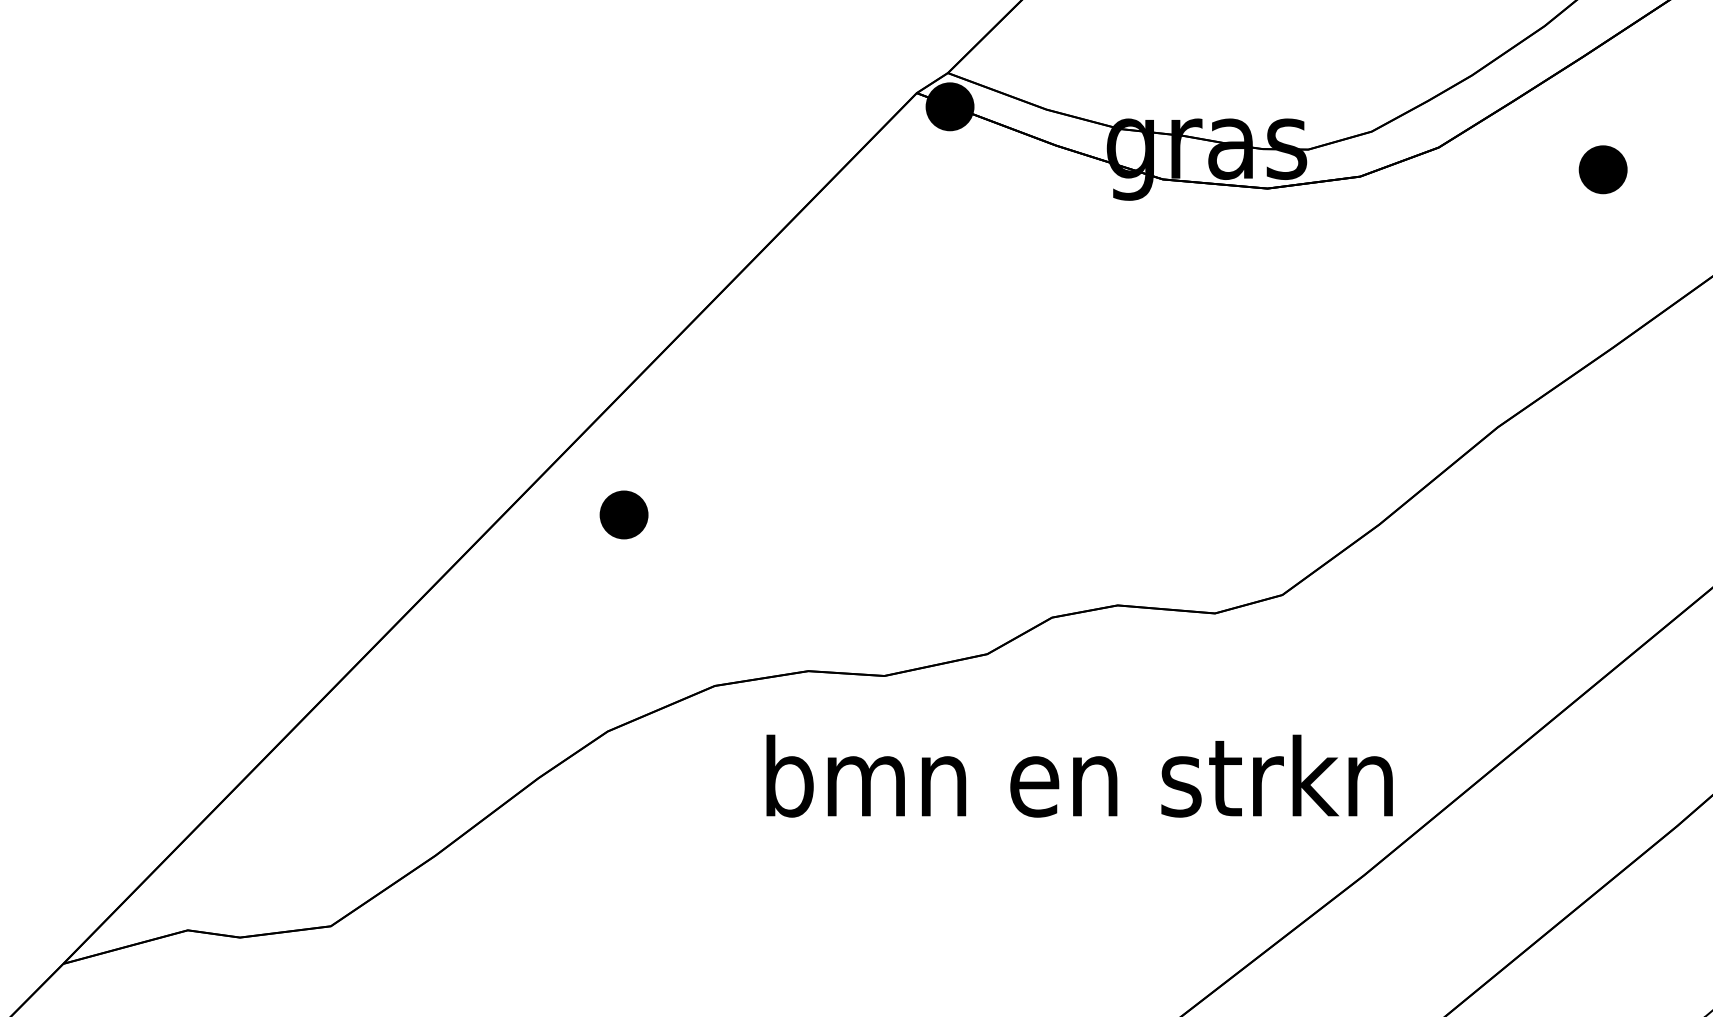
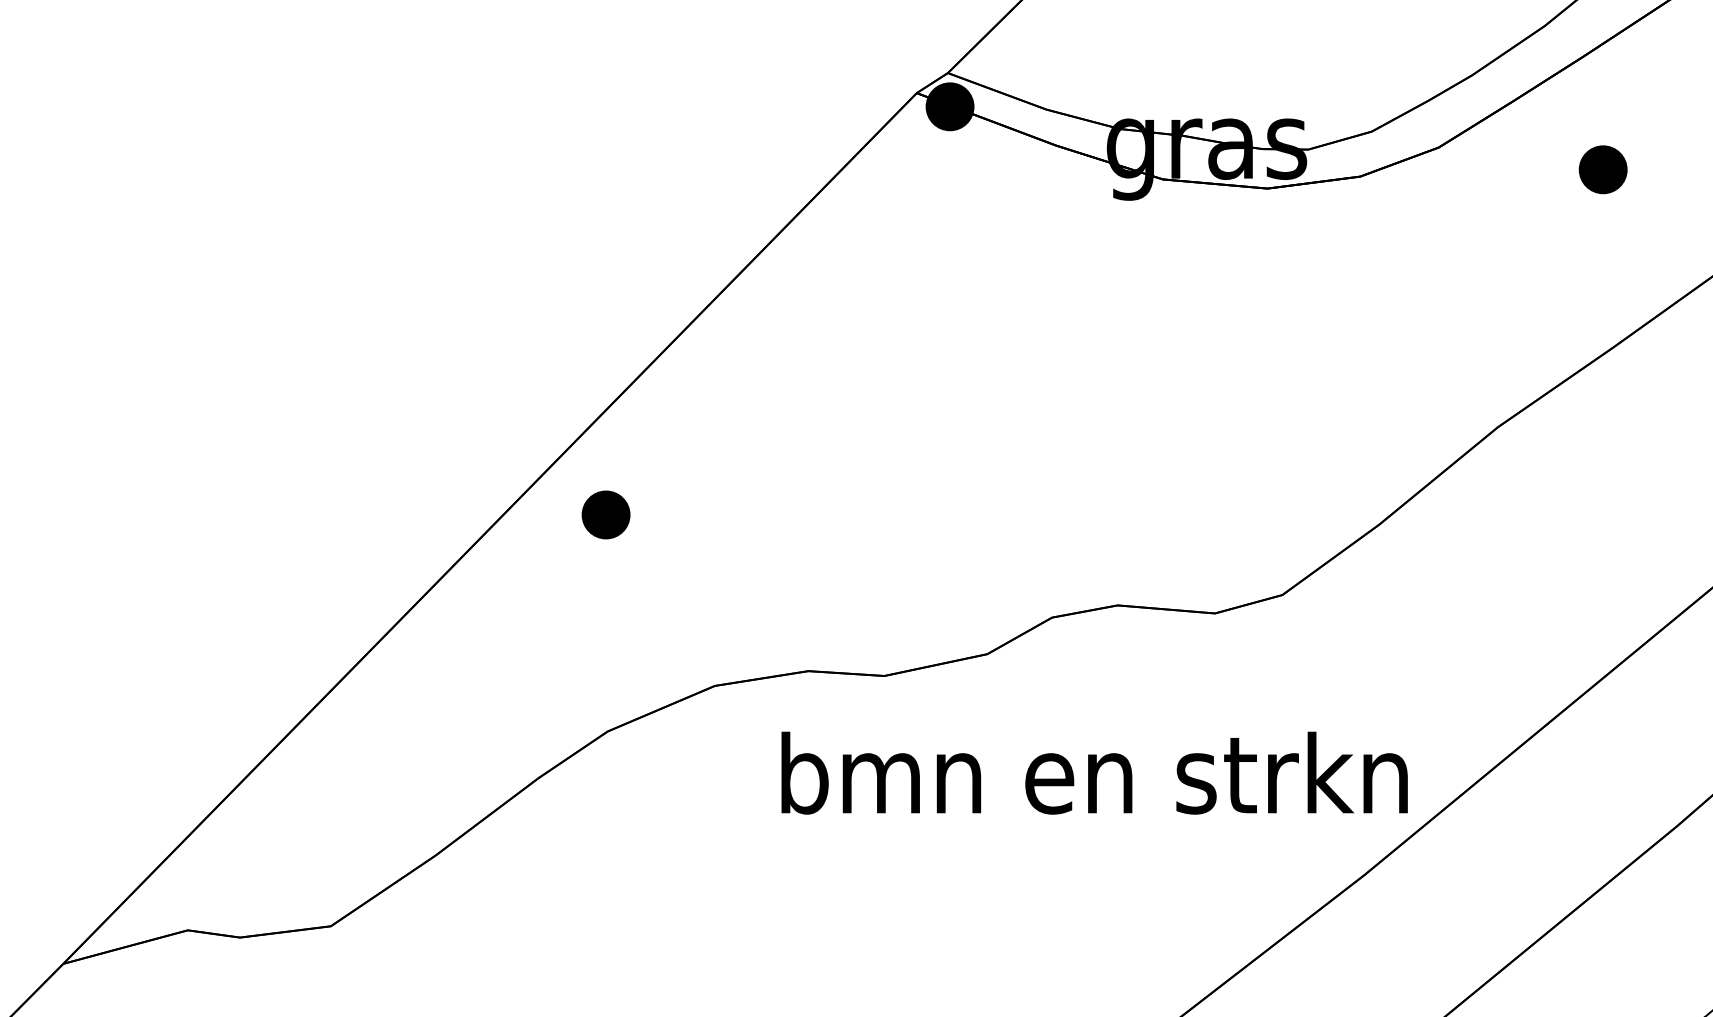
part position: (623, 514) -> (605, 514) (605, 514)
text position: (1079, 775) -> (1094, 772) (1094, 772)
